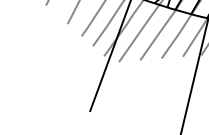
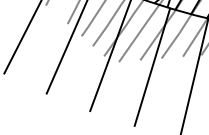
line: none -> present (22, 37)
line: none -> present (66, 47)
line: none -> present (152, 66)
